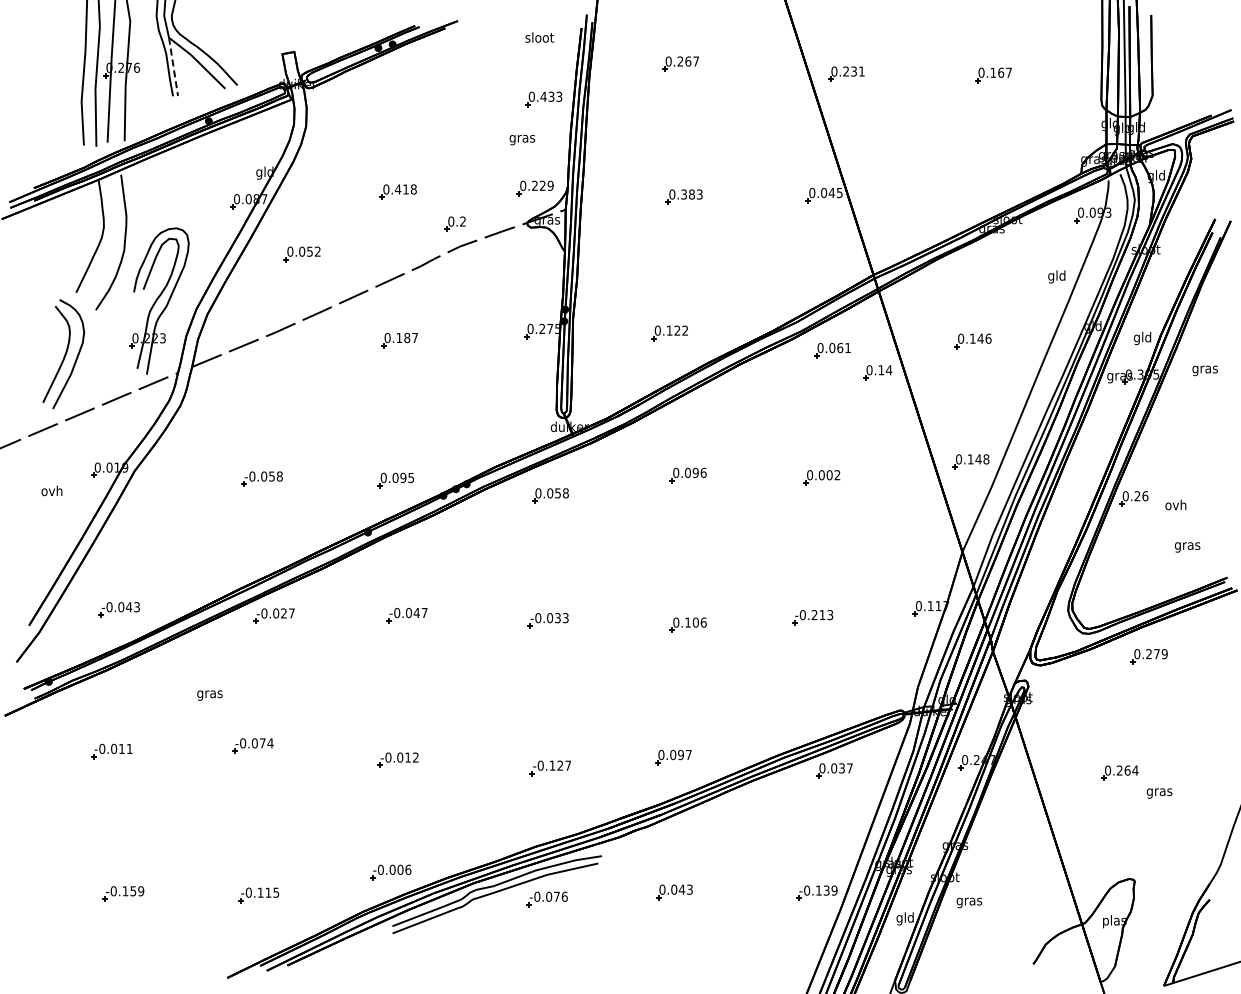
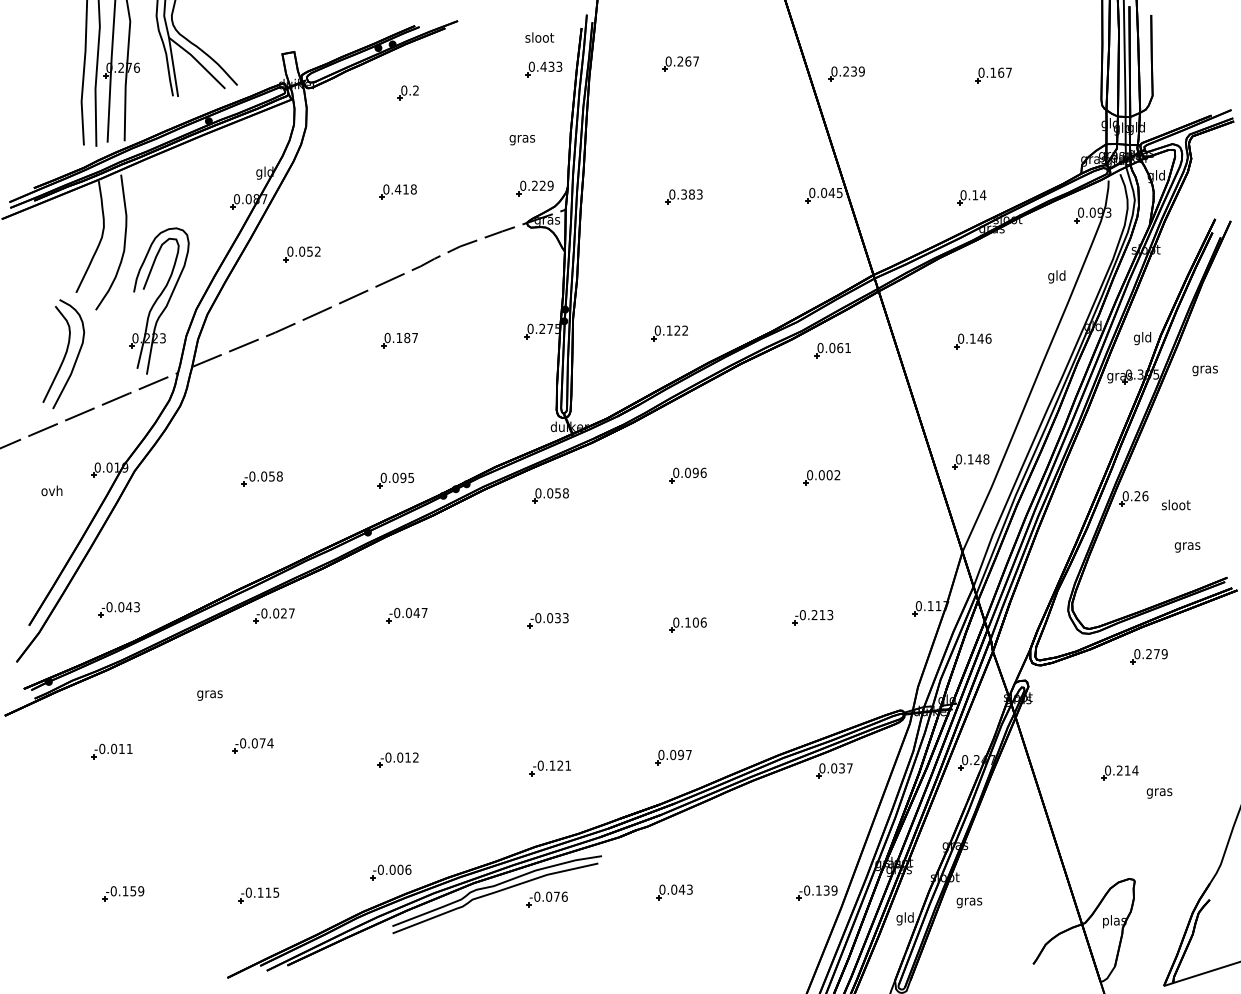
line: dashed -> solid (173, 67)
text: 0.231 -> 0.239 (861, 71)
part position: (543, 99) -> (543, 69) (543, 69)
part position: (454, 223) -> (407, 92) (407, 92)
part position: (877, 372) -> (971, 197) (971, 197)
text: ovh -> sloot (1175, 504)
text: -0.127 -> -0.121 (567, 765)
text: 0.264 -> 0.214 (1127, 770)
